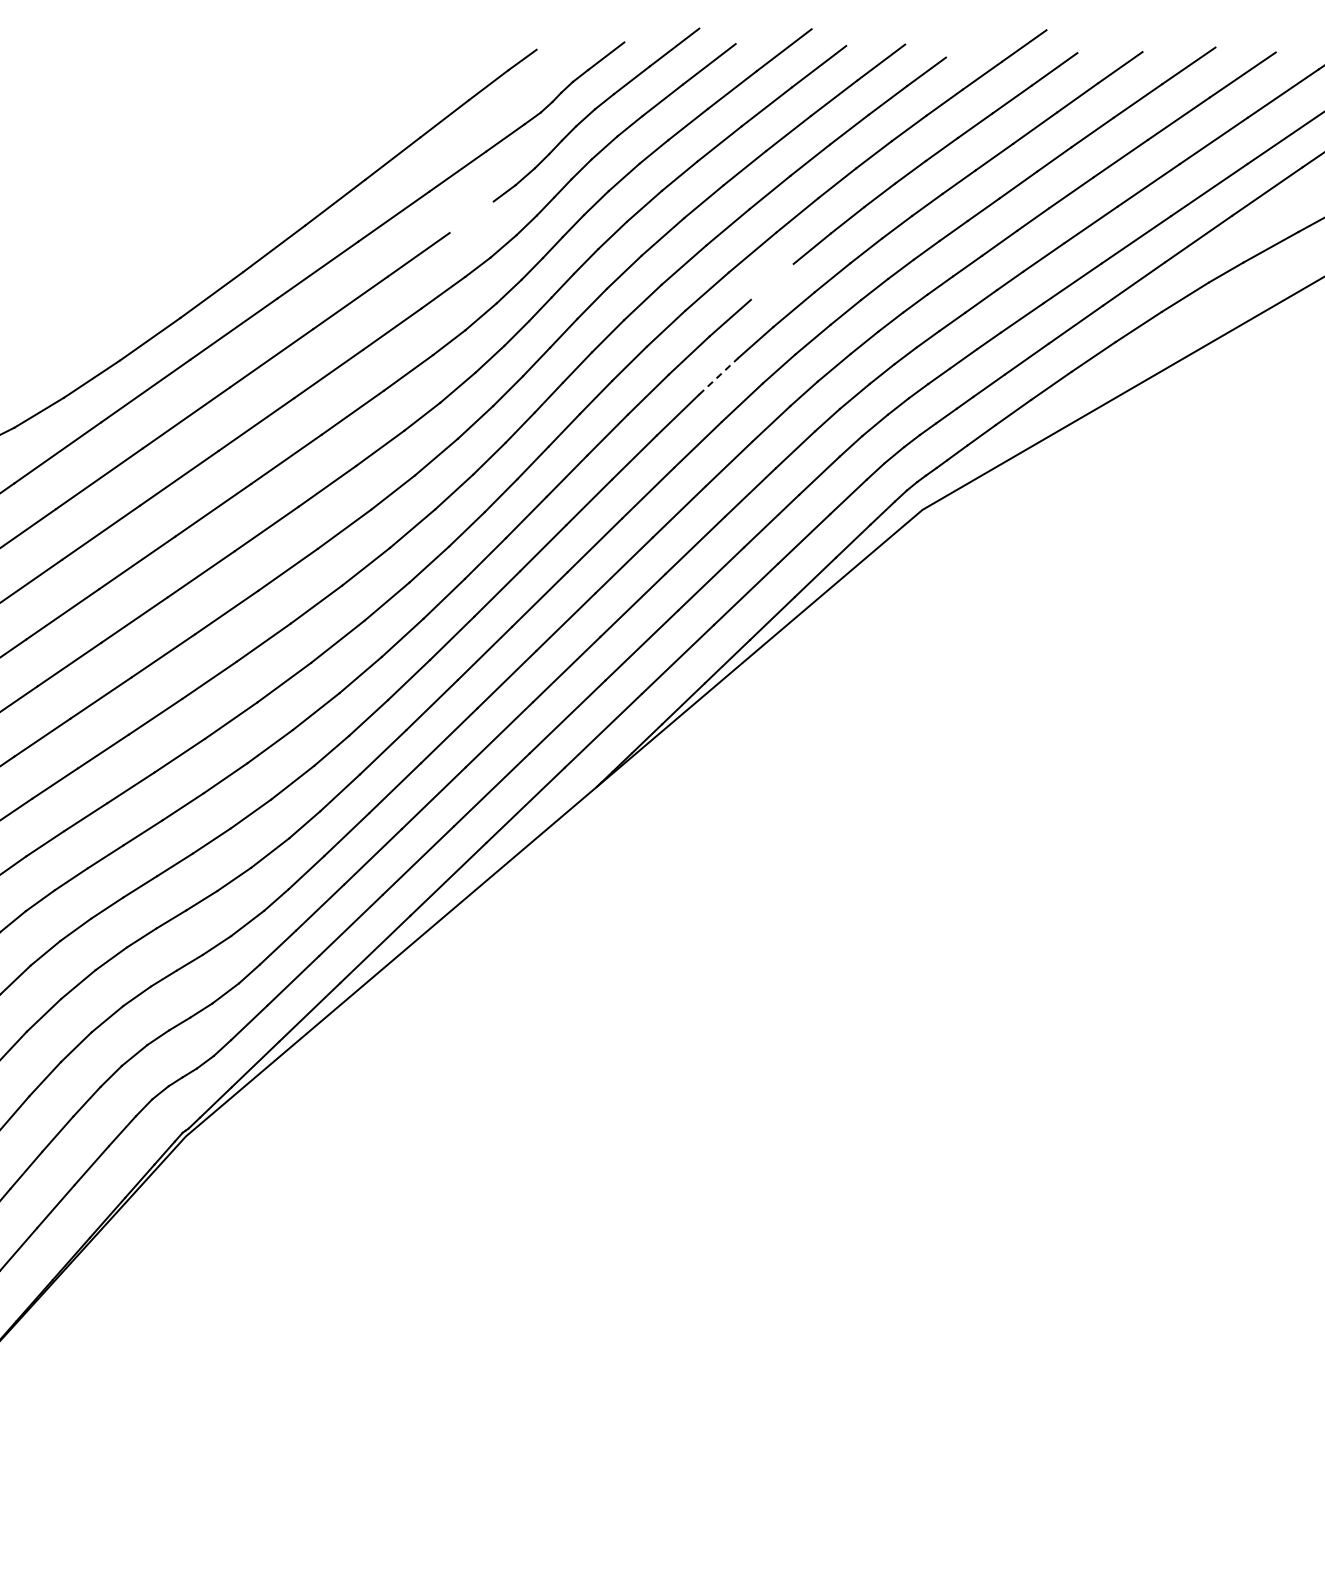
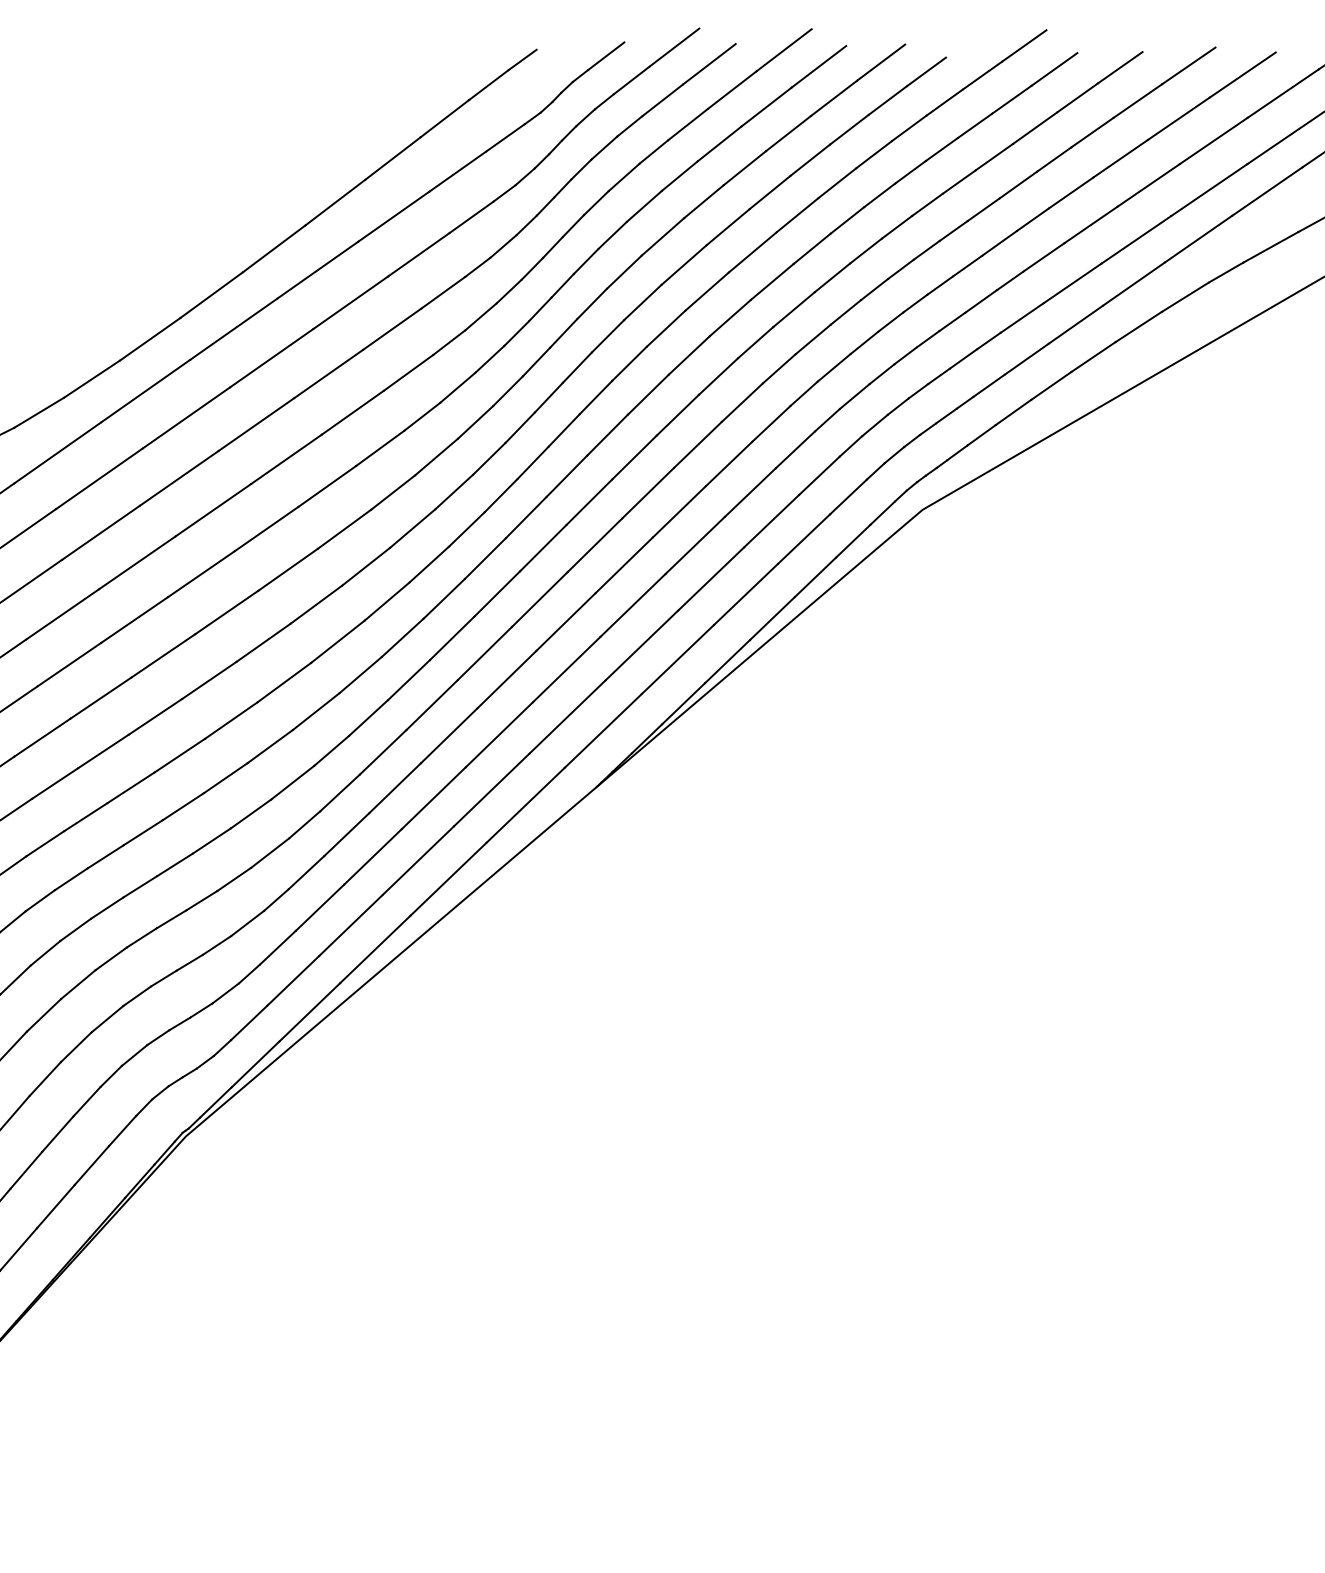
line: none -> present (471, 217)
line: none -> present (771, 281)
line: dashed -> solid (718, 376)
